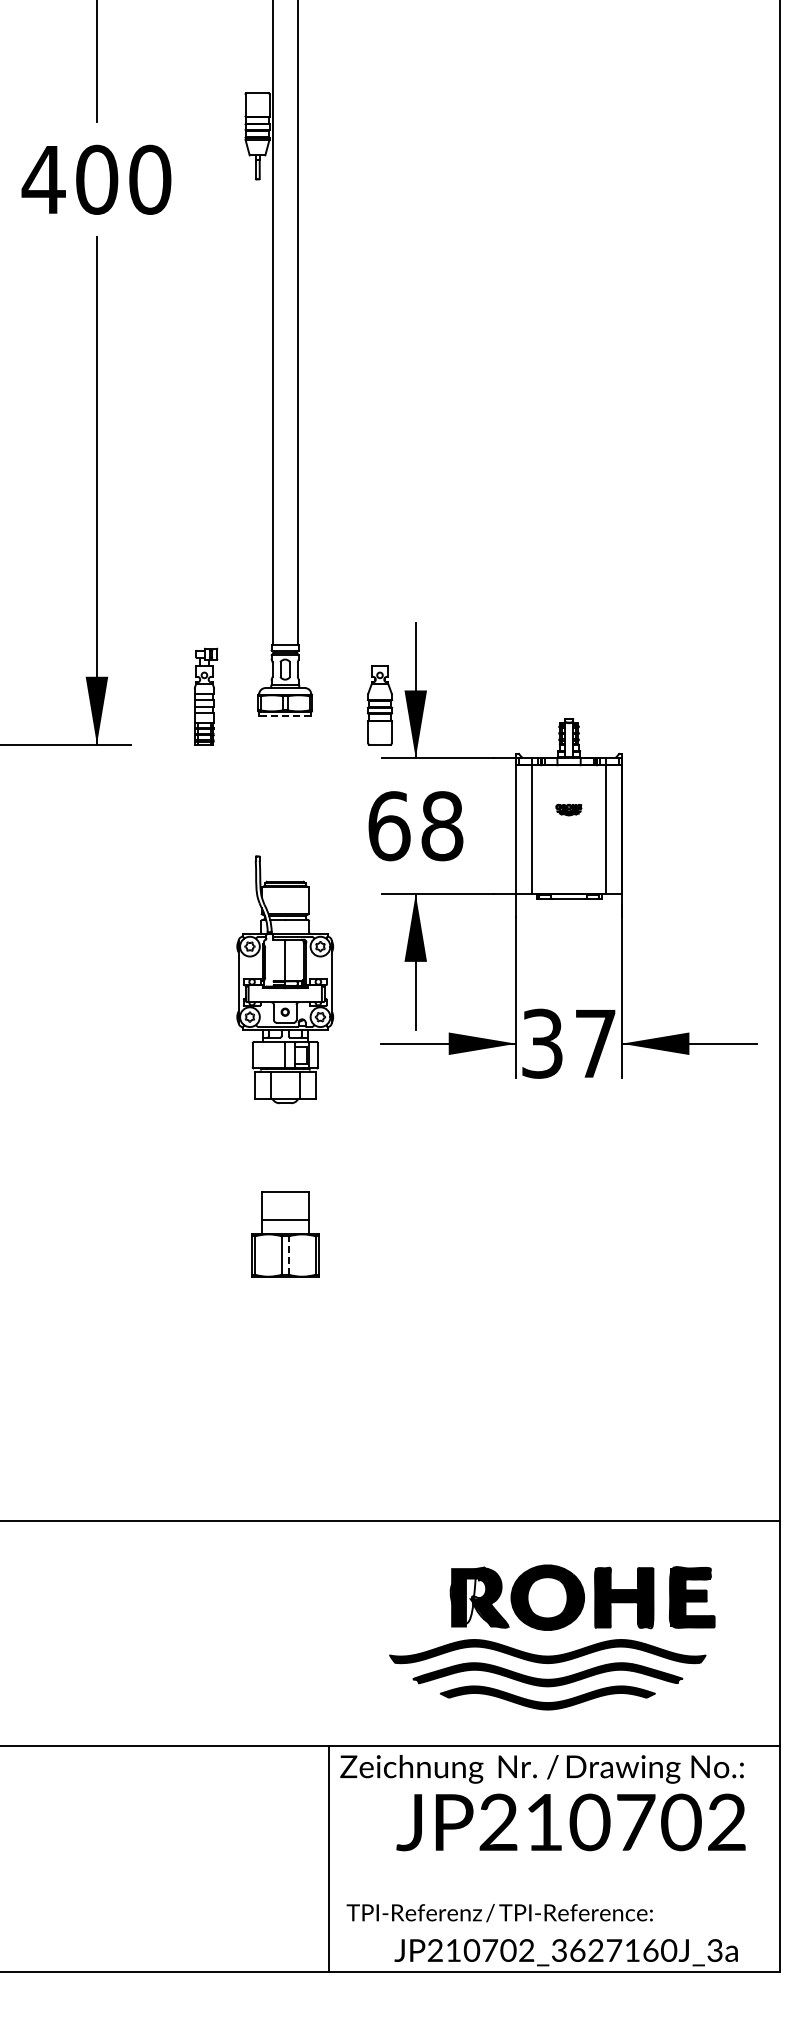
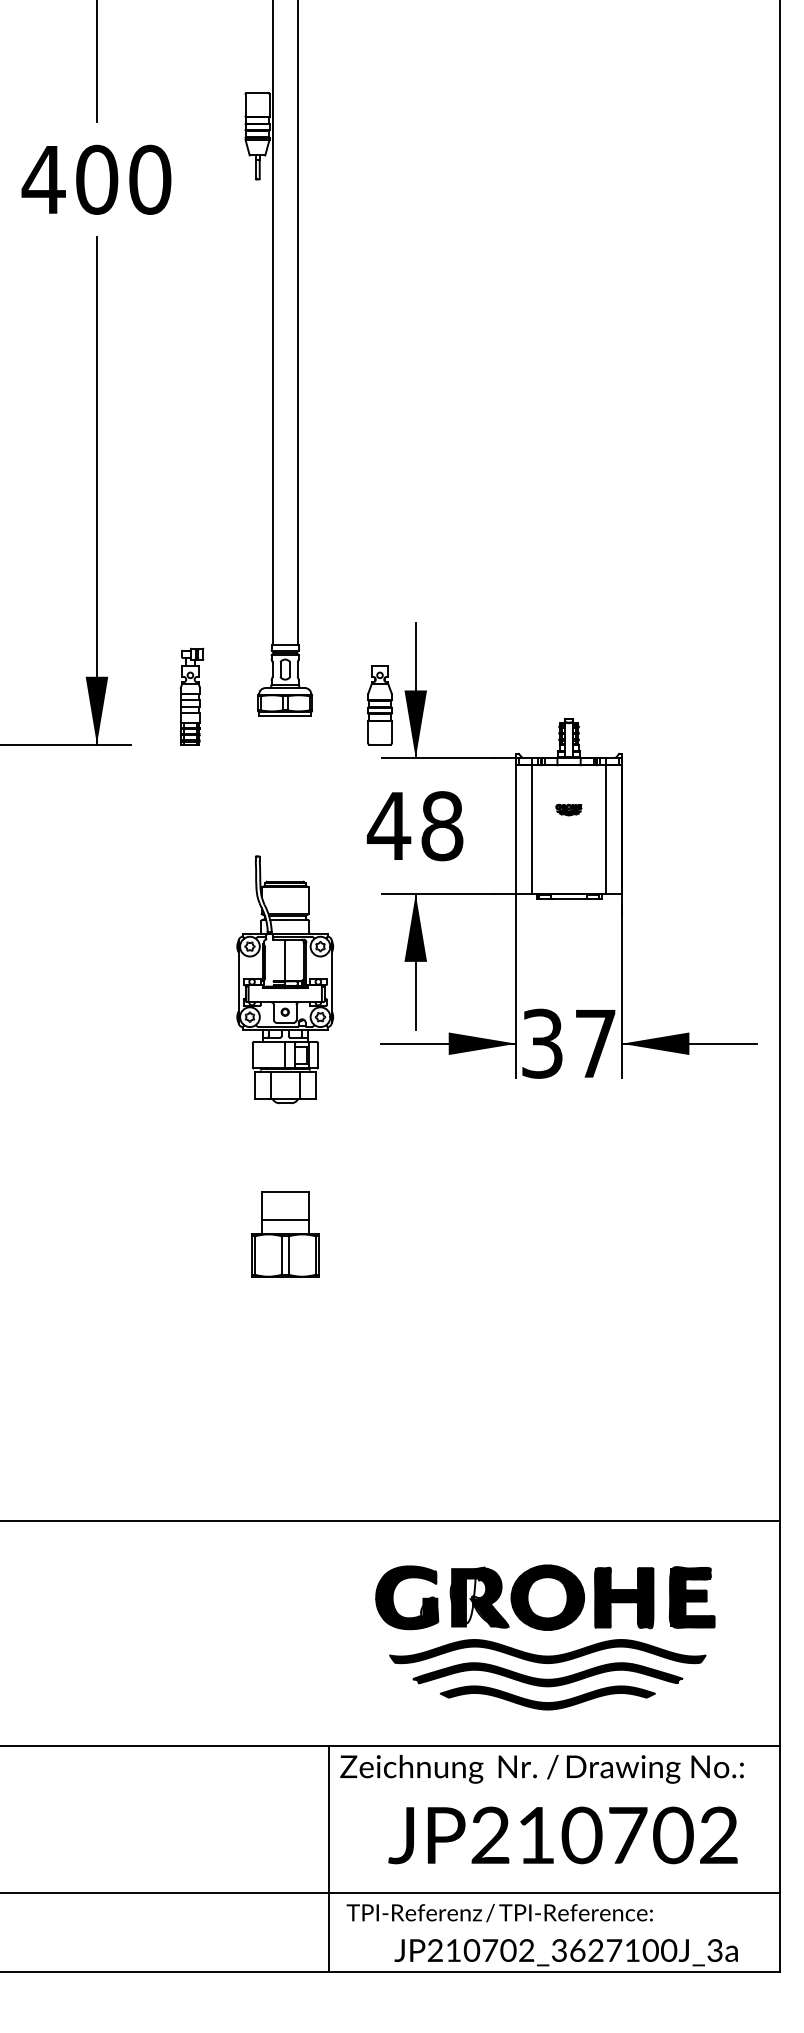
part position: (205, 696) -> (191, 696) (191, 696)
line: dashed -> solid (284, 716)
text: 68 -> 48 (388, 826)
line: dashed -> solid (288, 1255)
part: none -> present (394, 1592)
text position: (570, 1822) -> (562, 1835) (562, 1835)
line: none -> present (391, 1893)
text: JP210702_3627160J_3a -> JP210702_3627100J_3a (650, 1950)
